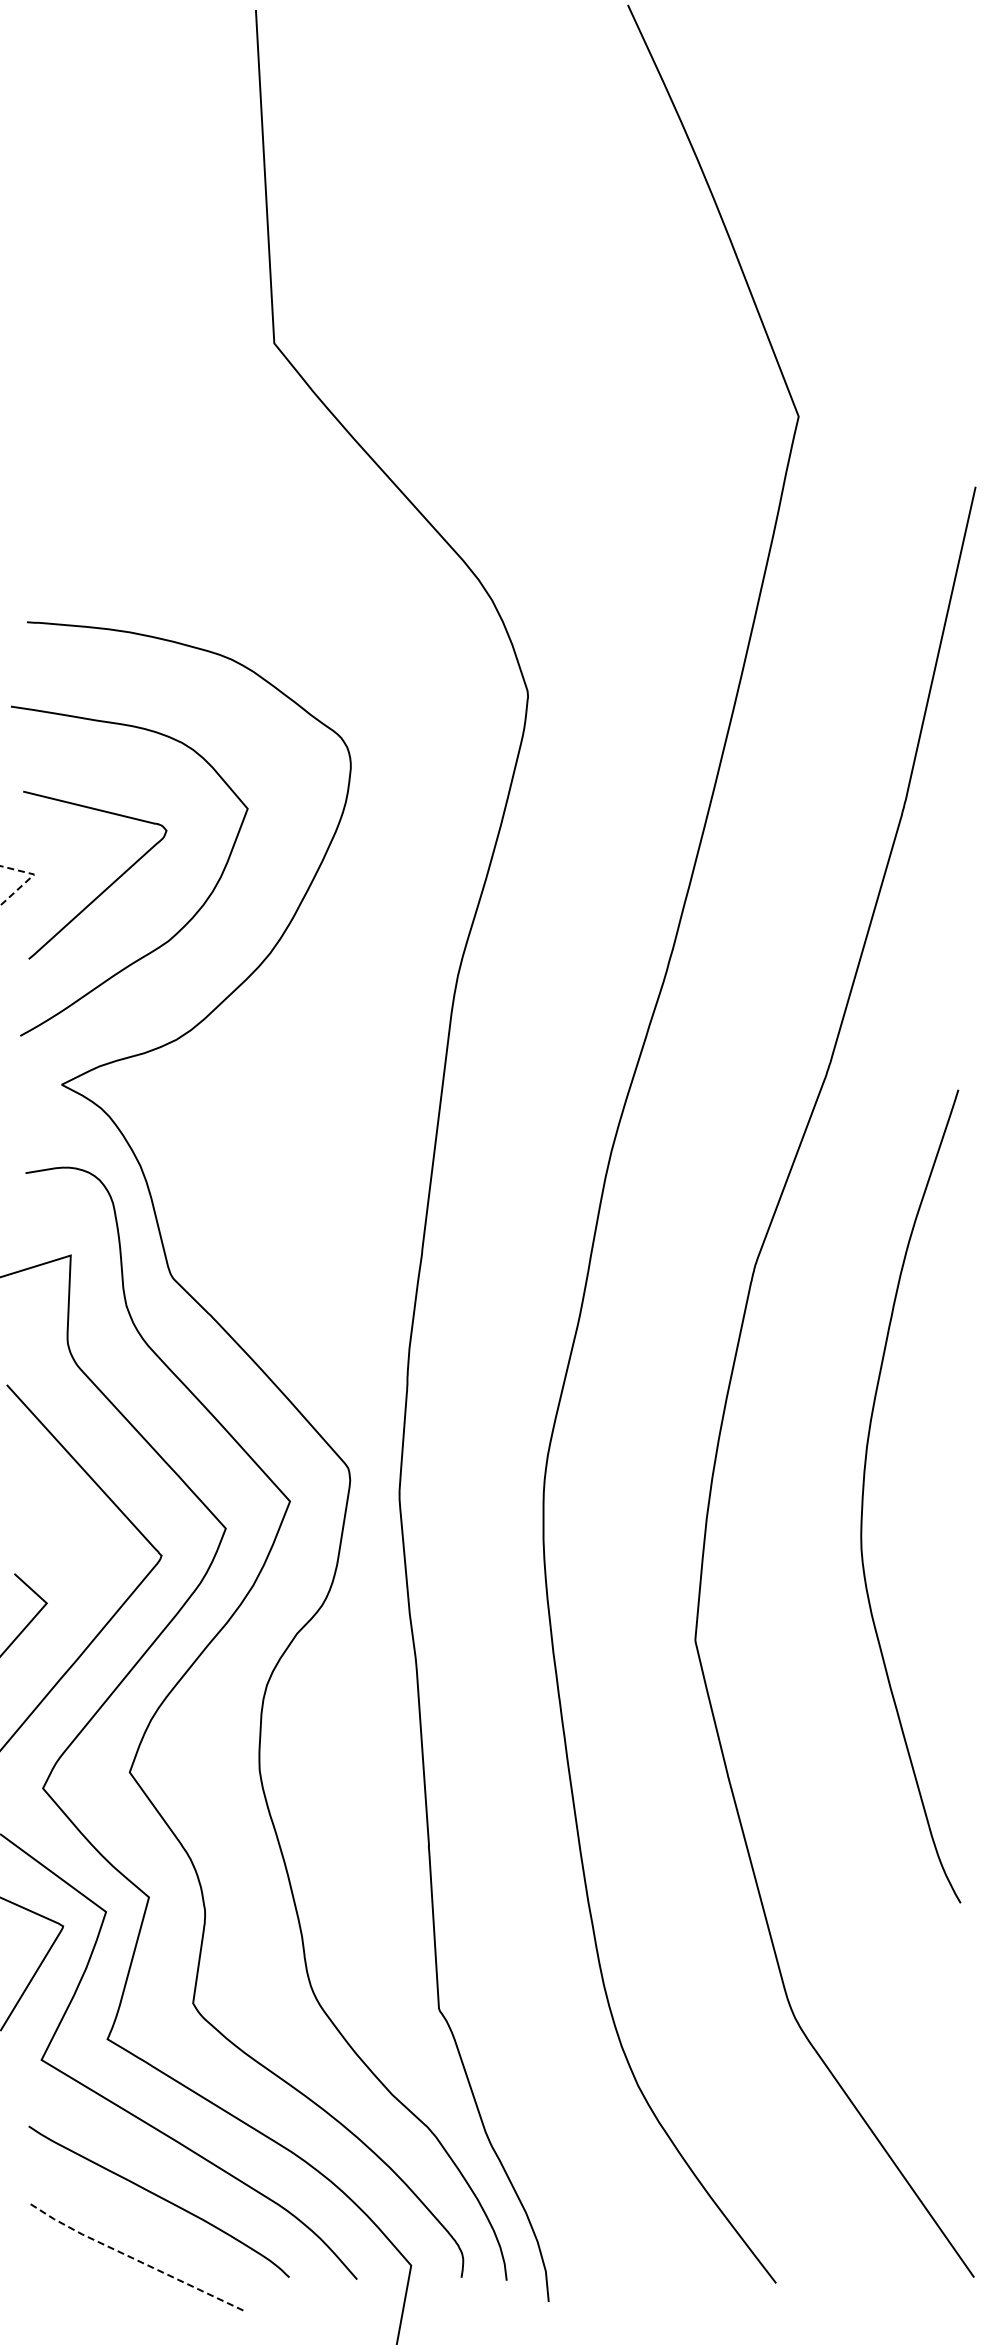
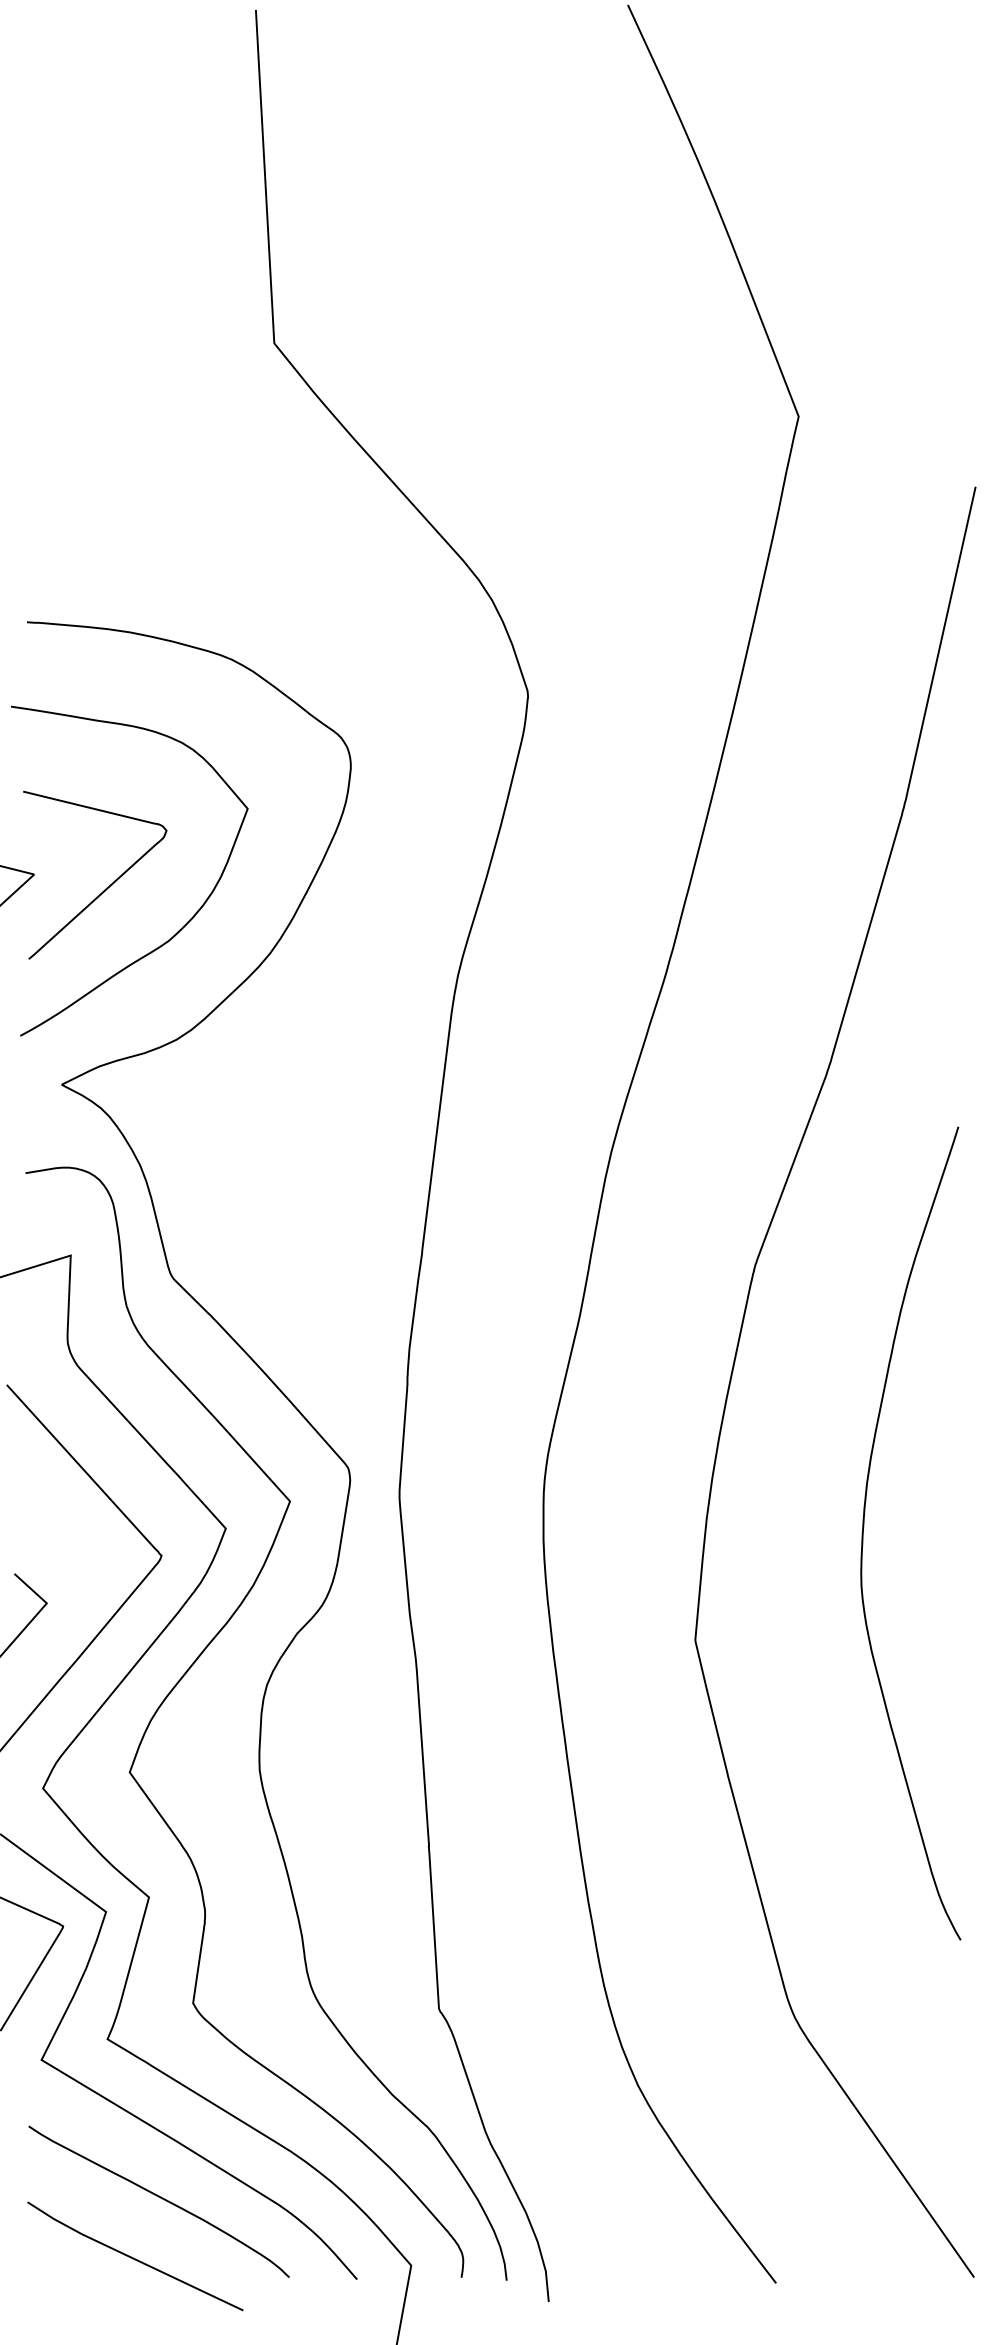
line: dashed -> solid (30, 877)
curve position: (864, 1490) -> (864, 1527) (864, 1527)
line: dashed -> solid (132, 2258)
